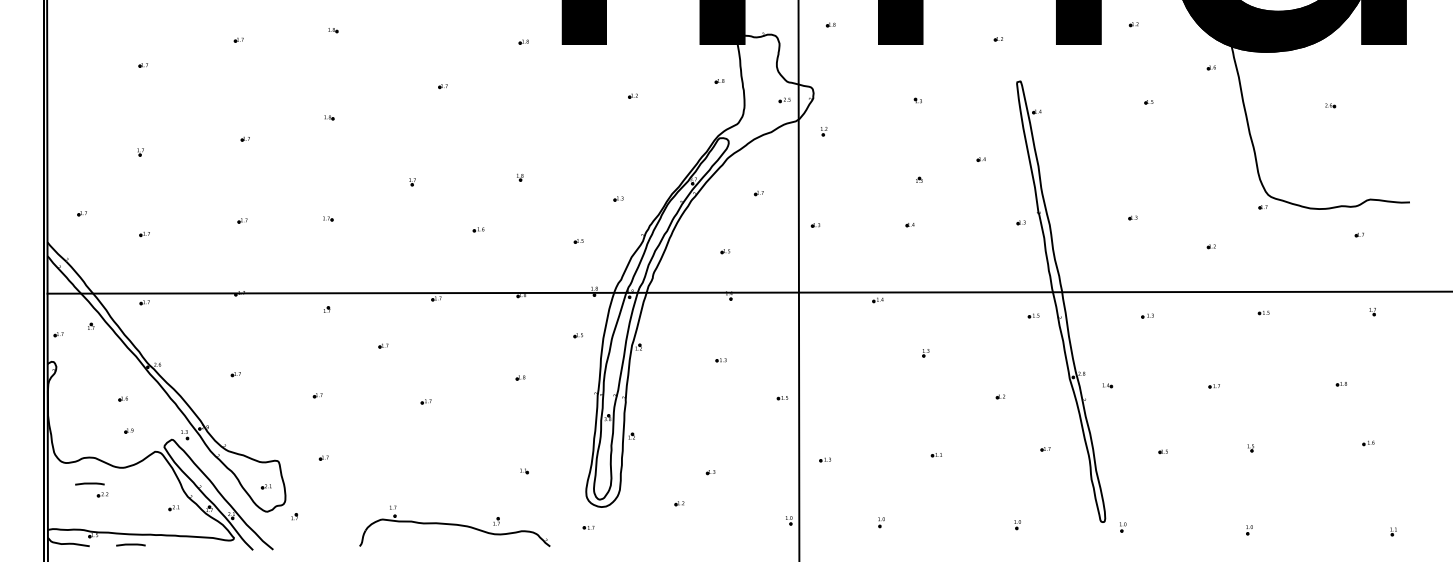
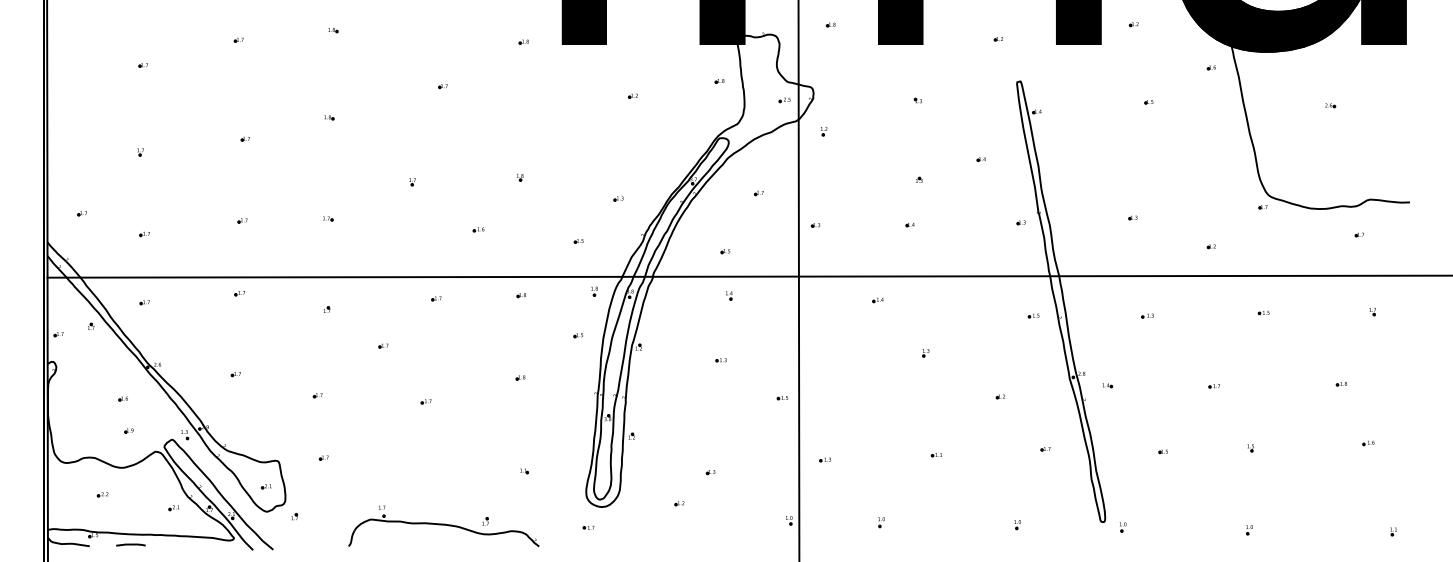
line position: (748, 292) -> (748, 276) (748, 276)
line: present -> none (89, 483)
part position: (454, 526) -> (443, 526) (443, 526)
